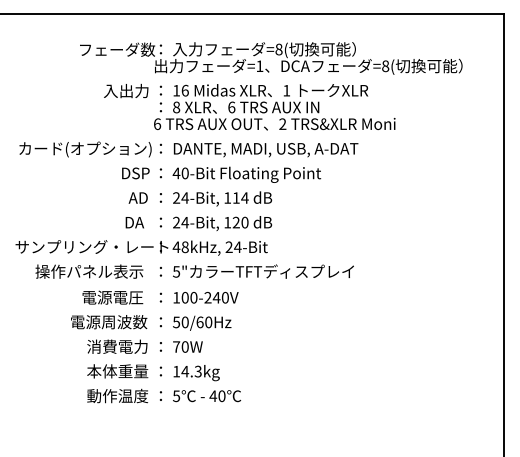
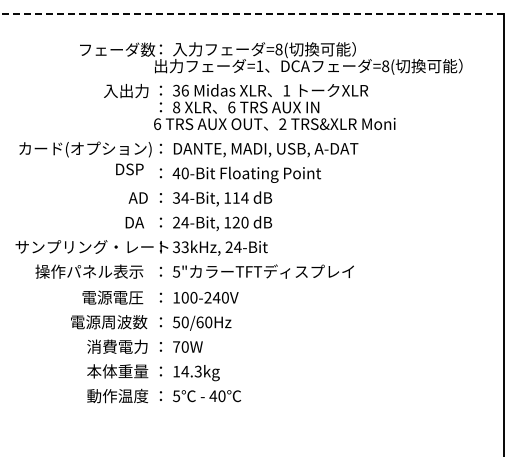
line: solid -> dashed (252, 13)
text: 16 -> 36 (176, 90)
text position: (135, 173) -> (129, 169) (129, 169)
text: 24-Bit, -> 34-Bit, (176, 198)
text: 48kHz, -> 33kHz, (180, 247)
